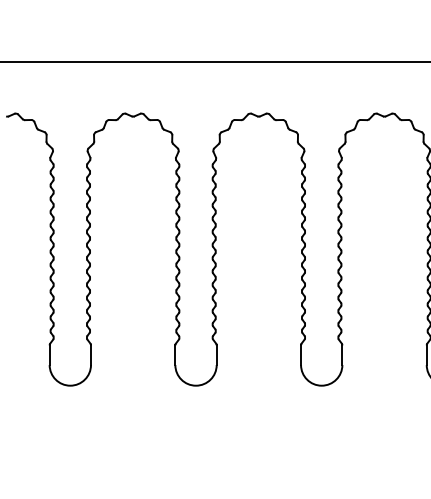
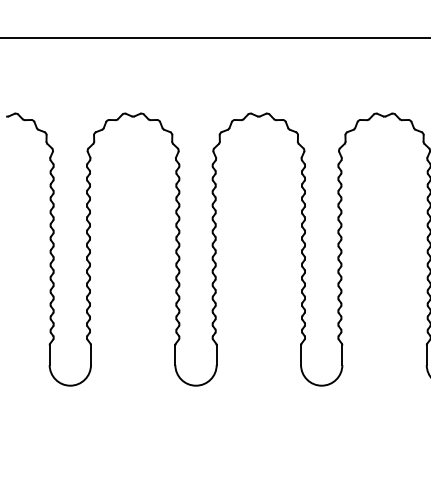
line position: (214, 62) -> (214, 38) (214, 38)
